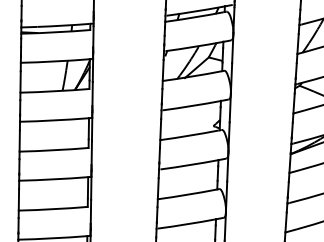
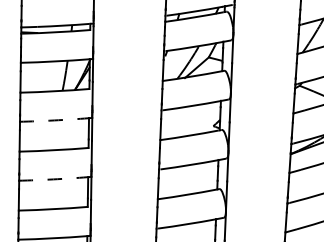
arc: solid -> dashed (54, 120)
arc: solid -> dashed (53, 179)
